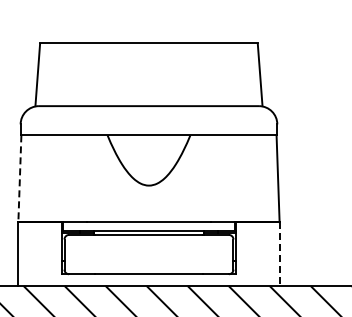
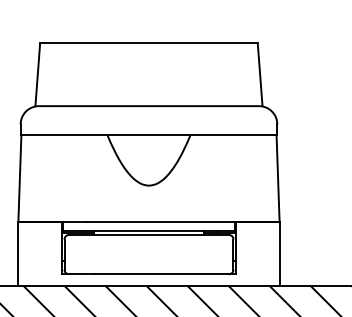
line: dashed -> solid (19, 179)
line: dashed -> solid (279, 254)
